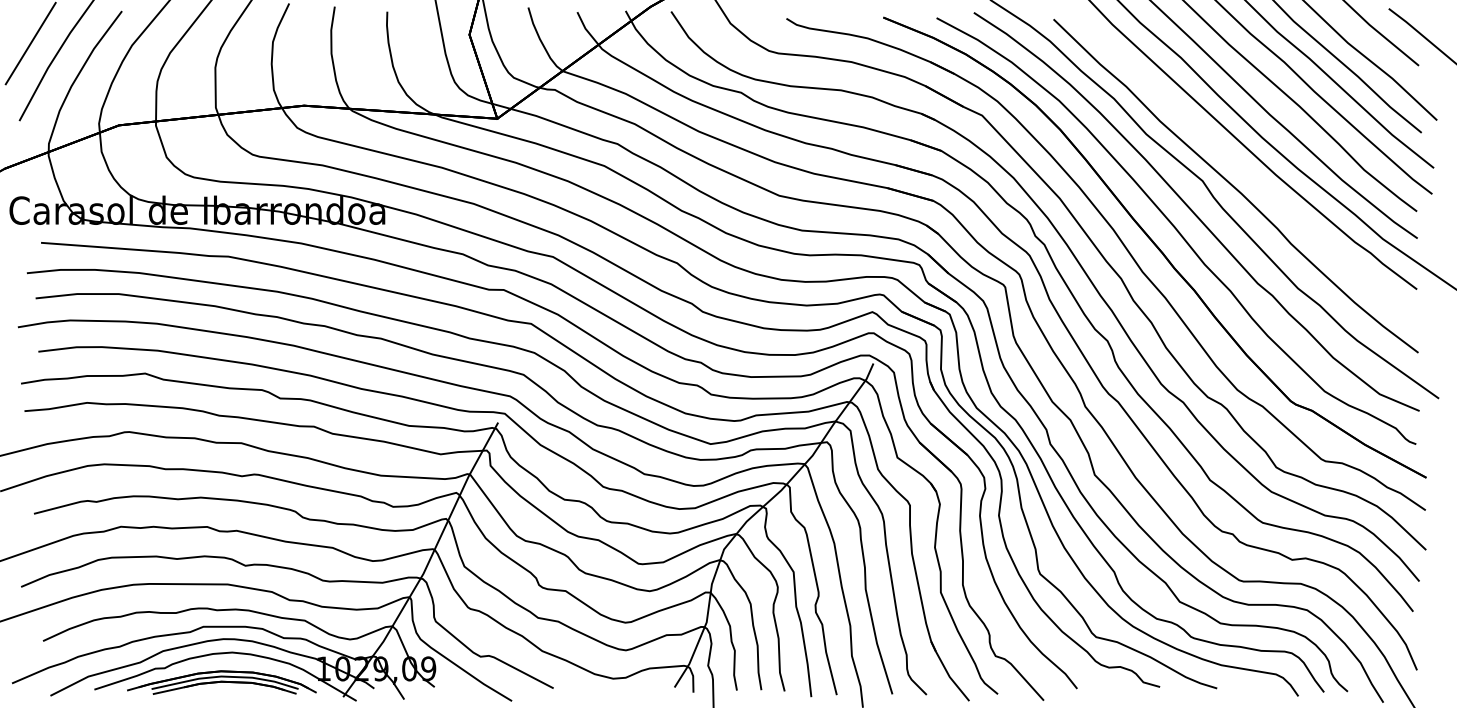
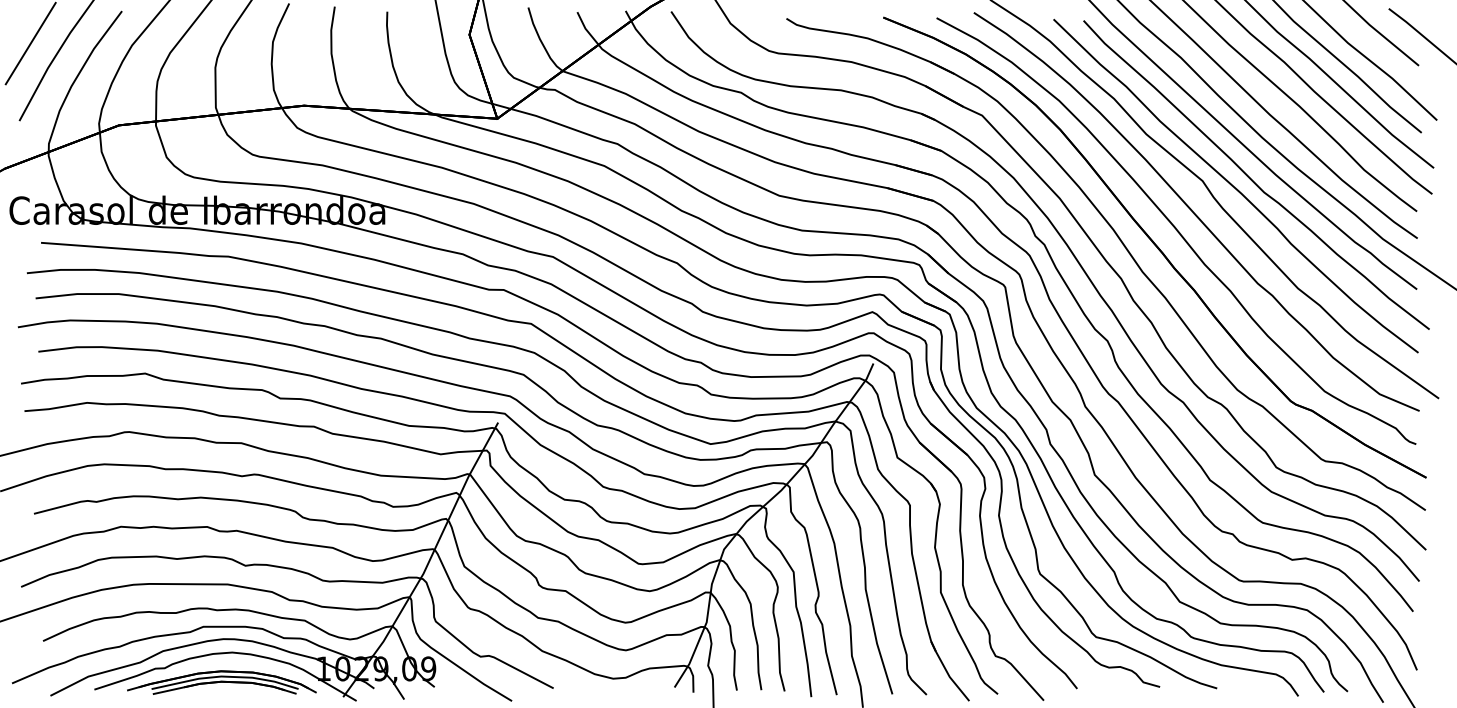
part: none -> present (1251, 178)
